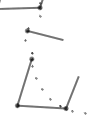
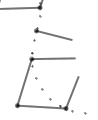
part position: (43, 34) -> (52, 34) (52, 34)
line: none -> present (53, 58)
